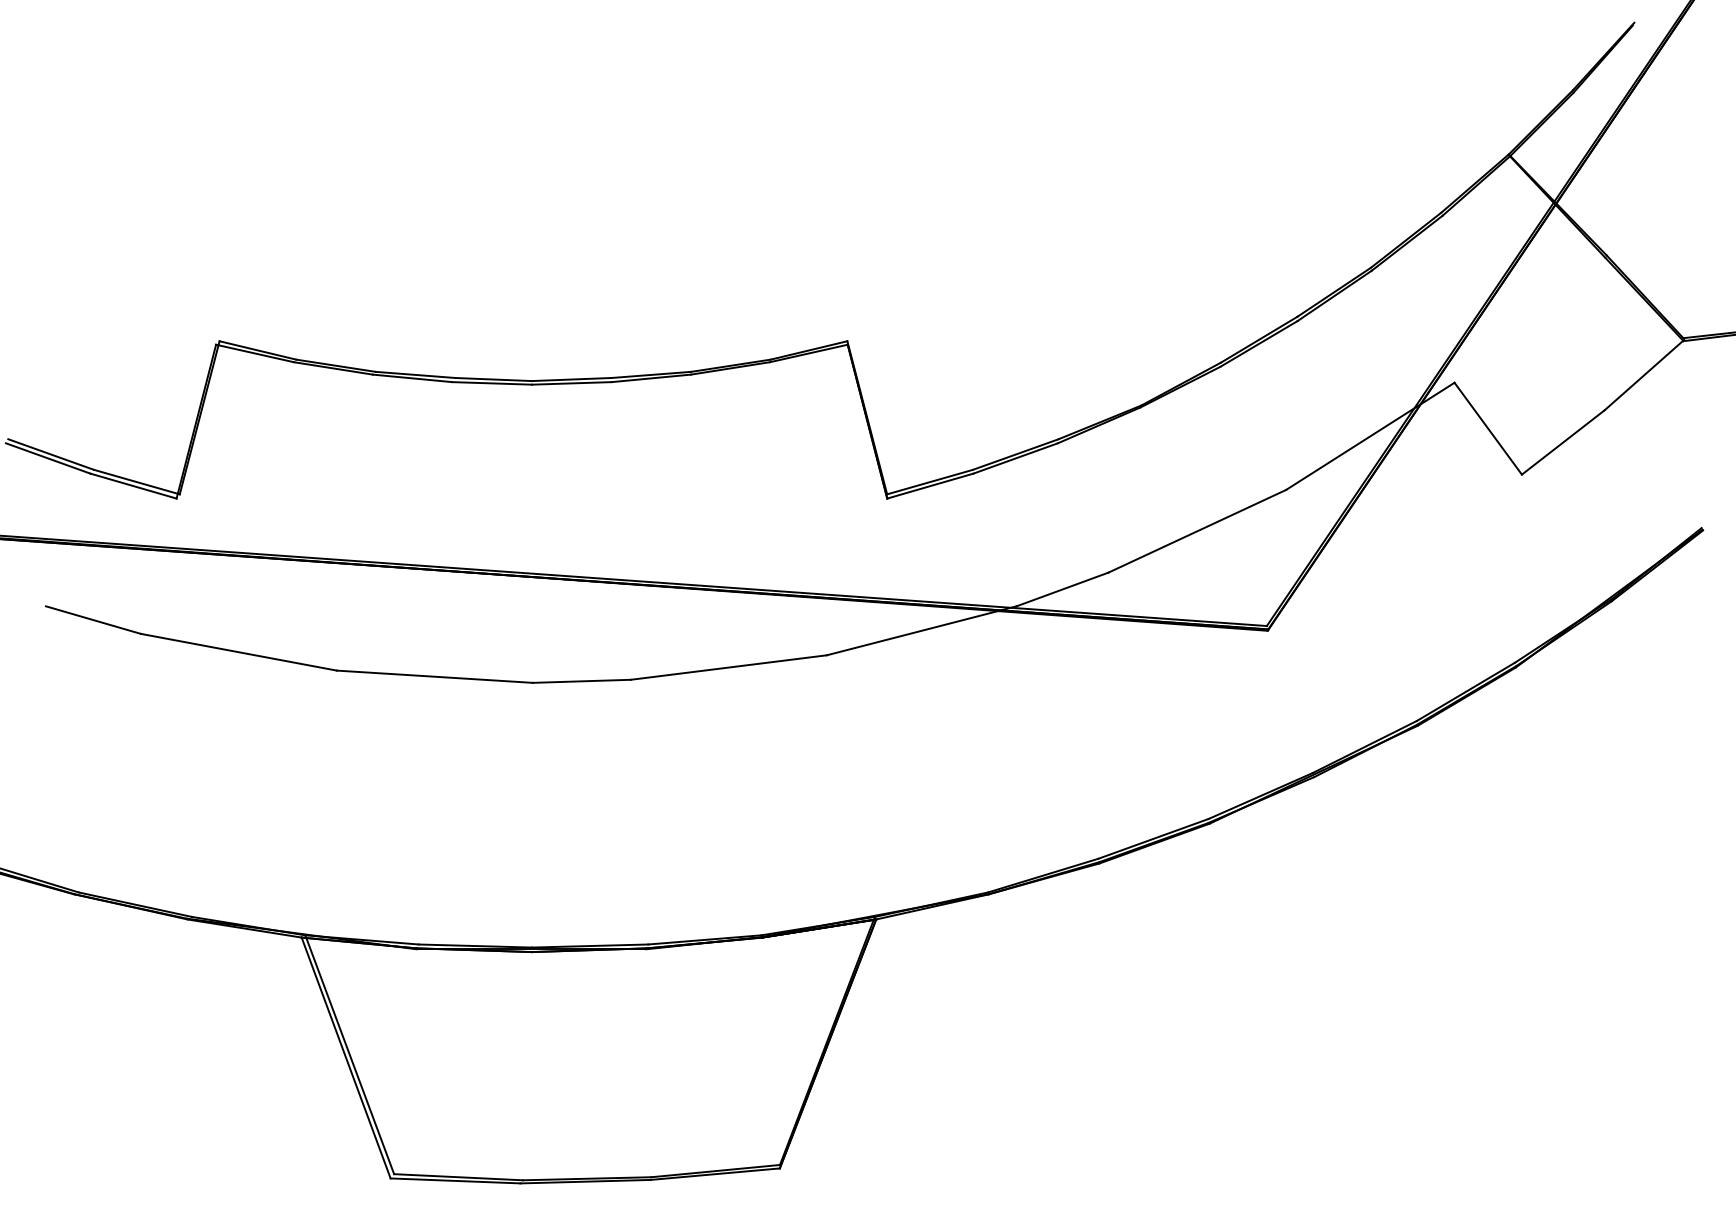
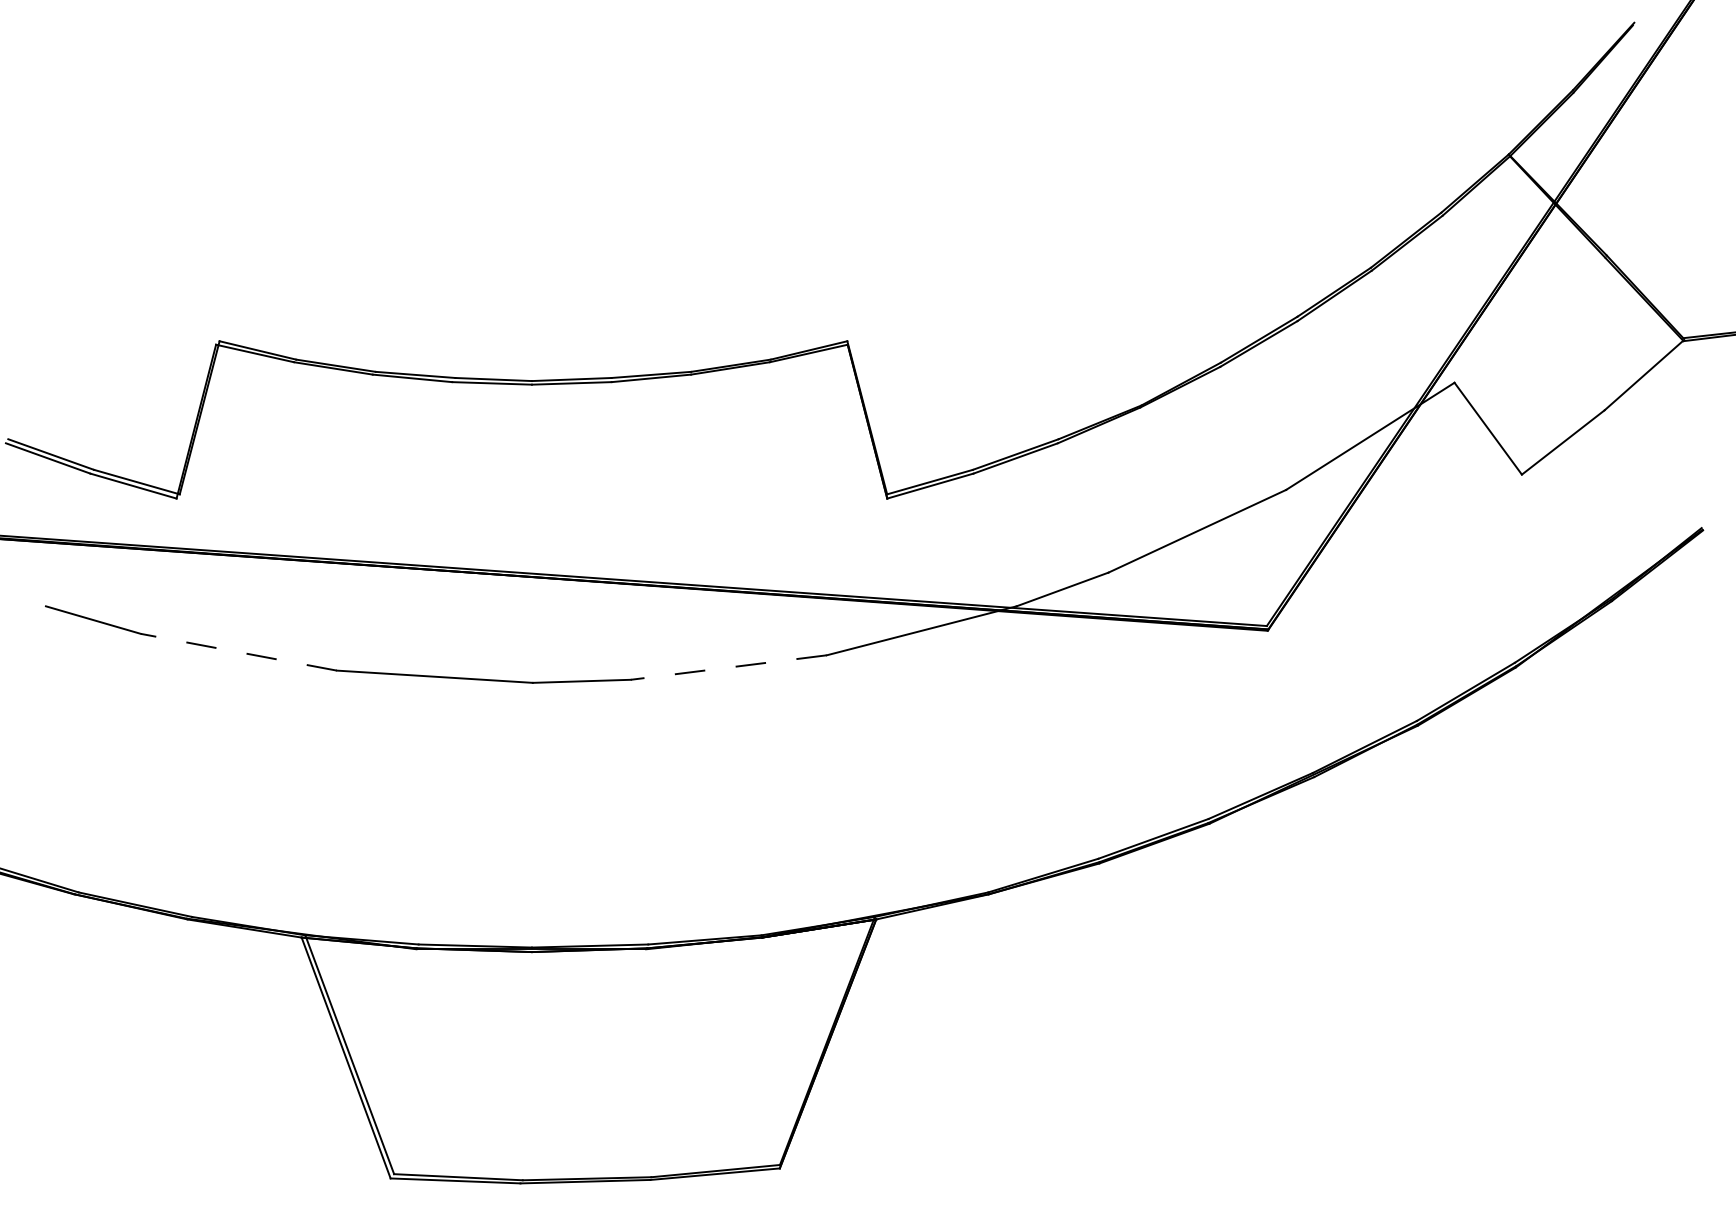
line: solid -> dashed (238, 652)
line: solid -> dashed (728, 667)
